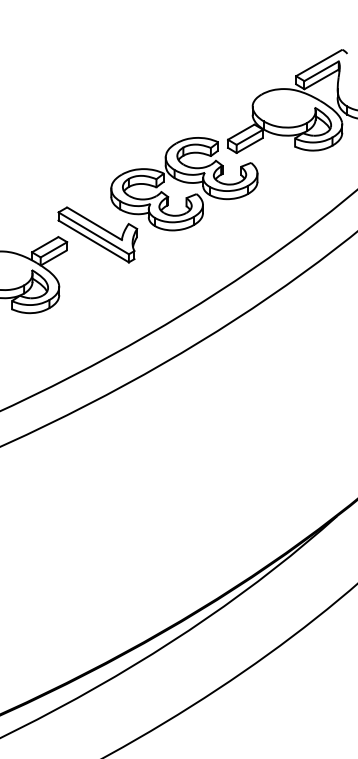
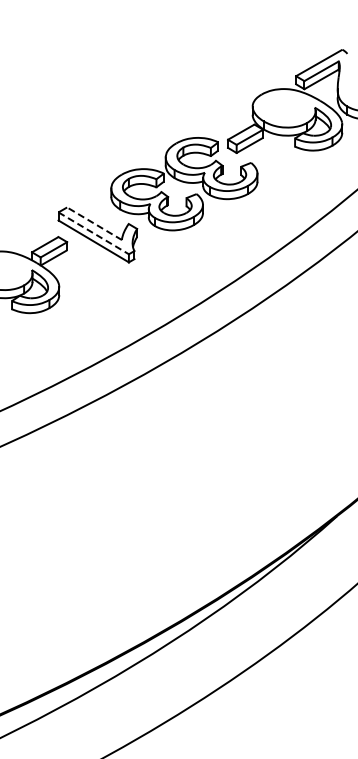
line: solid -> dashed (94, 223)
line: solid -> dashed (93, 233)
